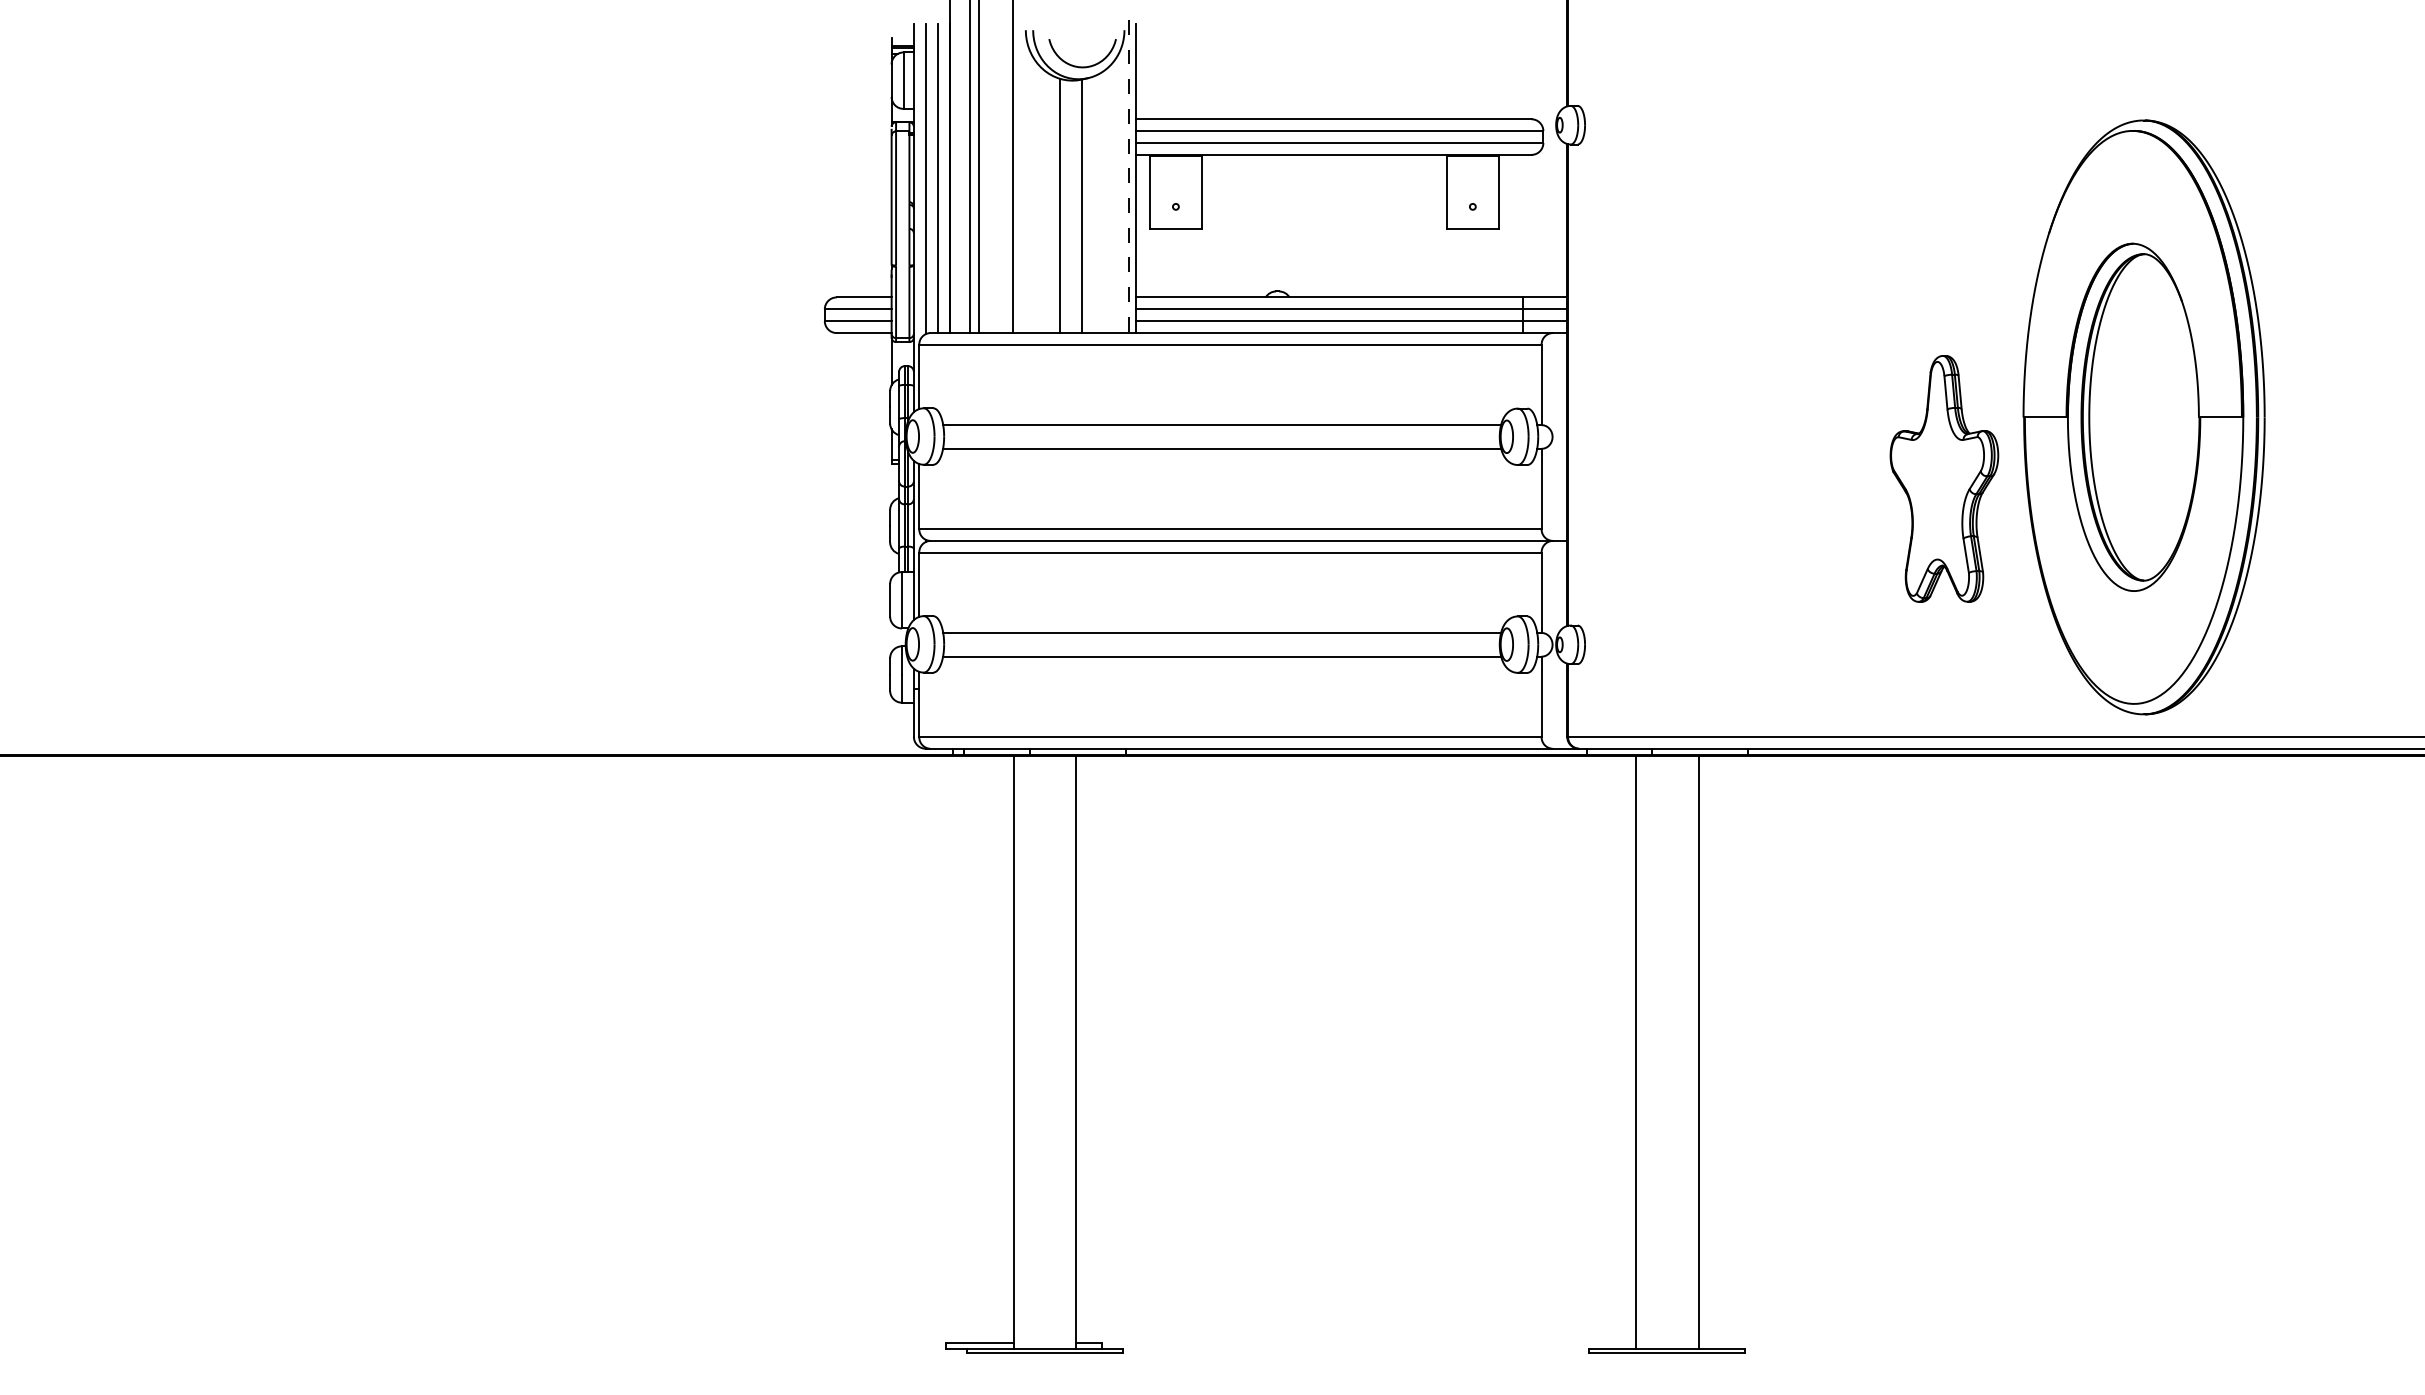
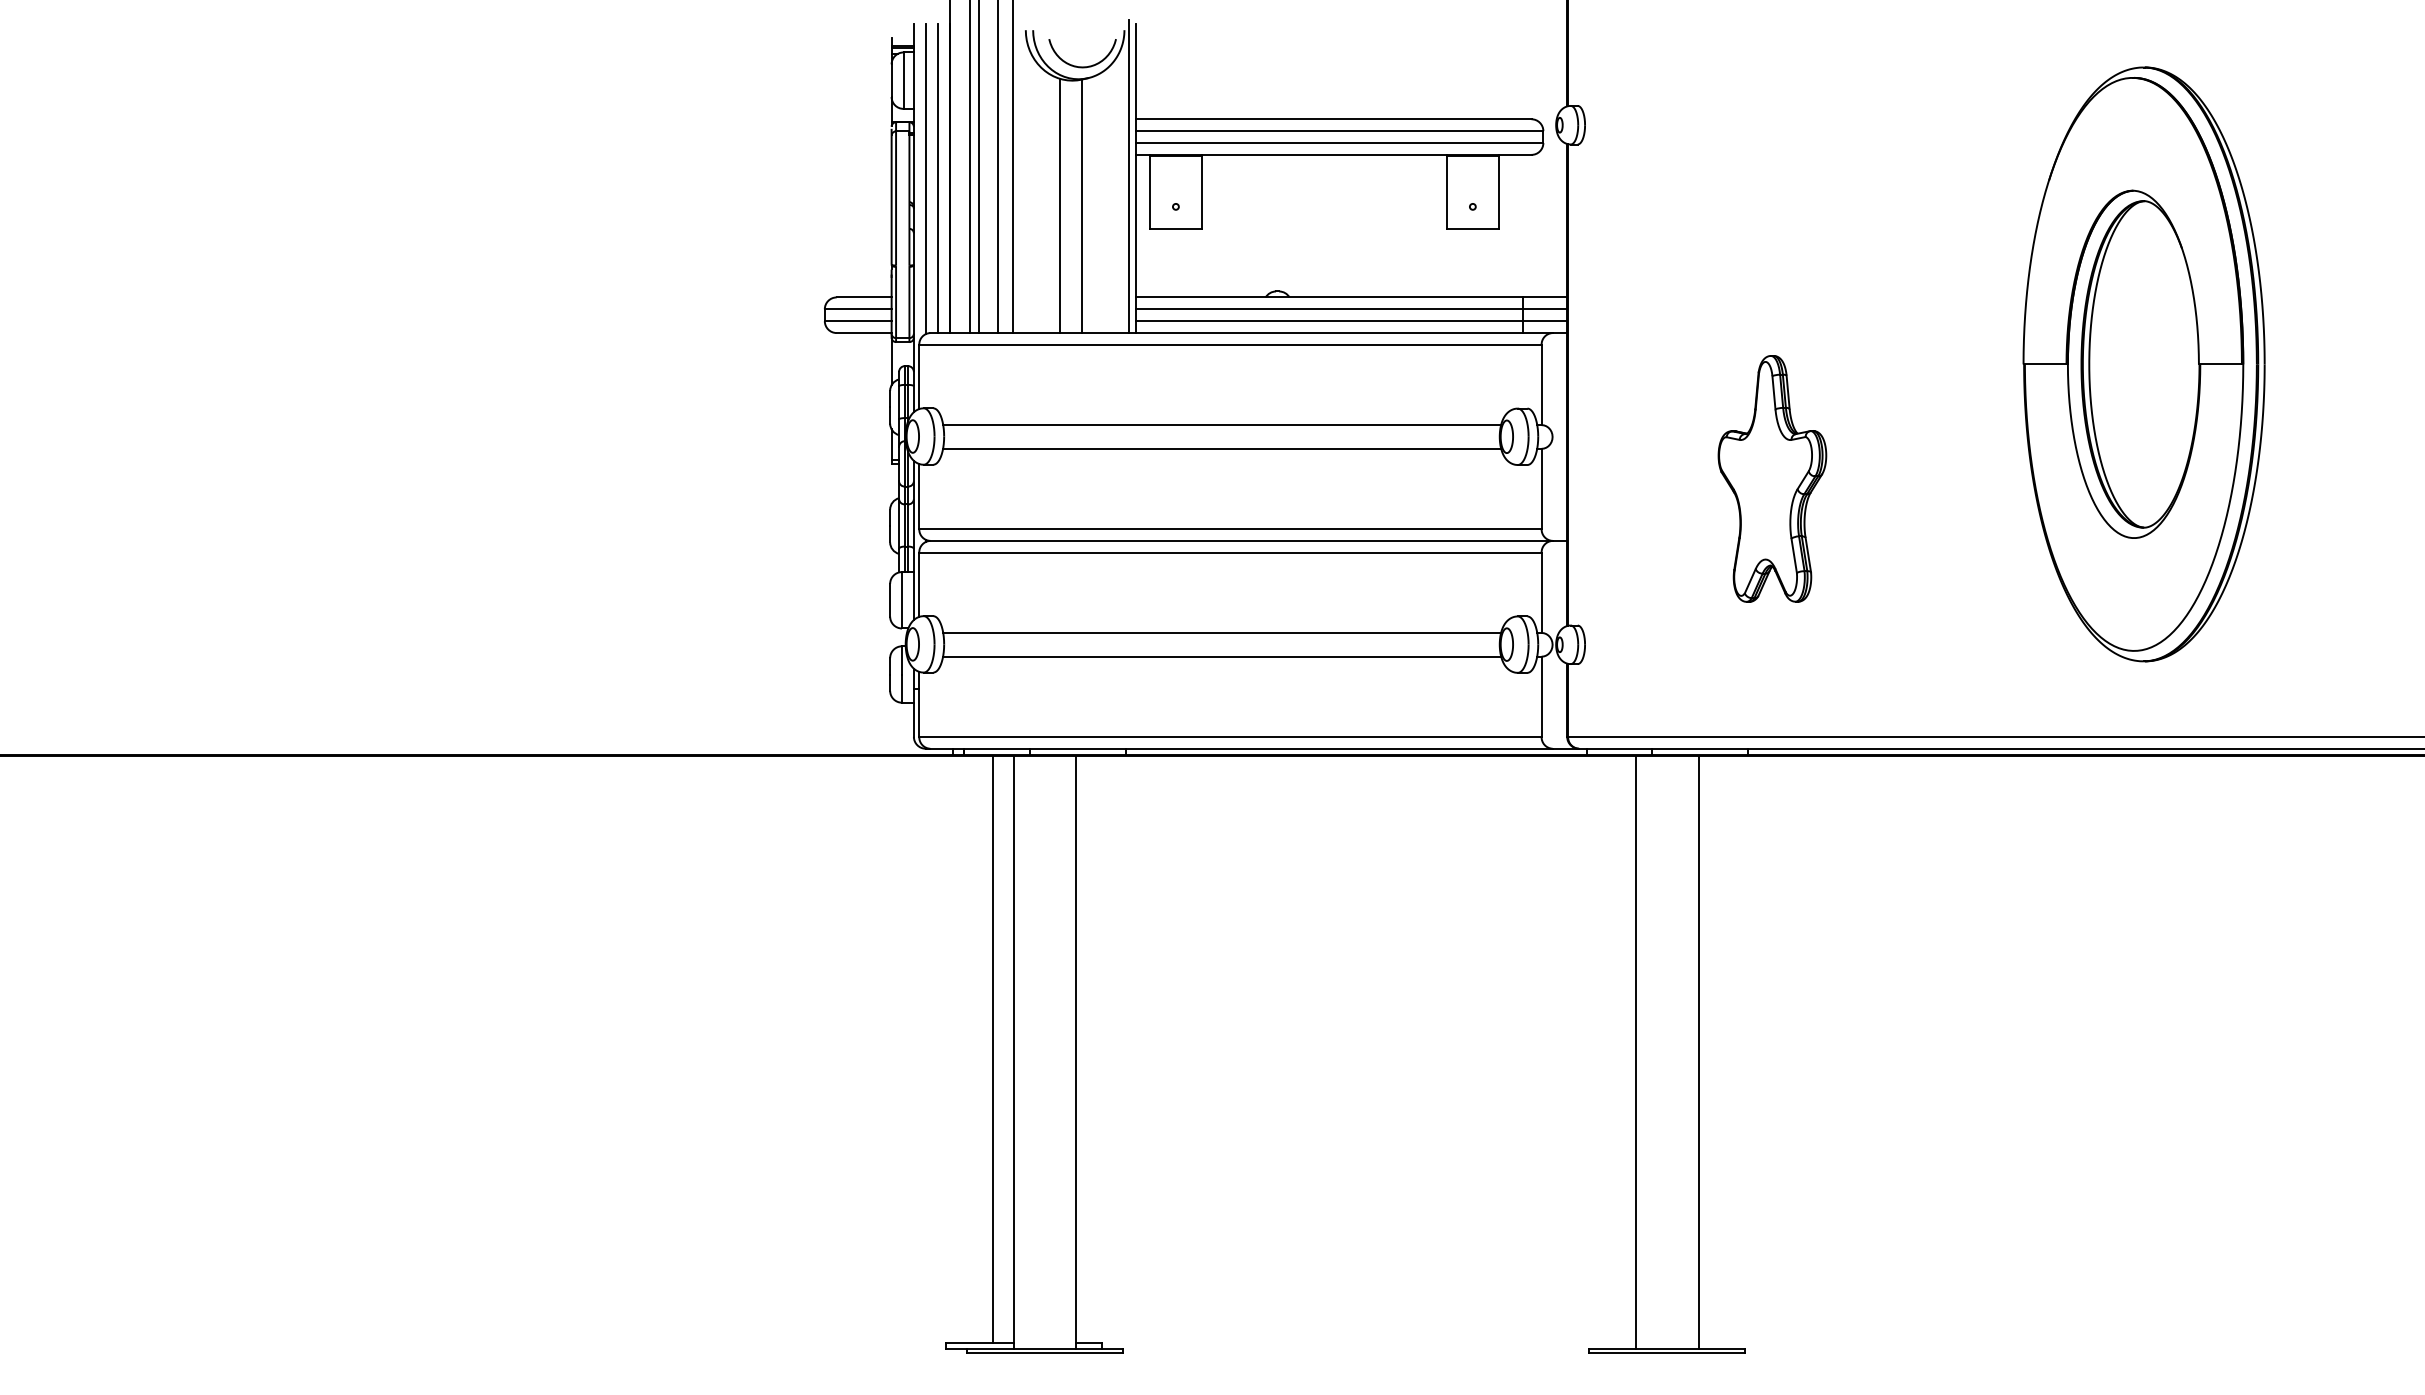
line: none -> present (997, 167)
line: dashed -> solid (1128, 176)
part position: (2143, 417) -> (2143, 364) (2143, 364)
part position: (1944, 478) -> (1772, 478) (1772, 478)
line: none -> present (992, 1049)
